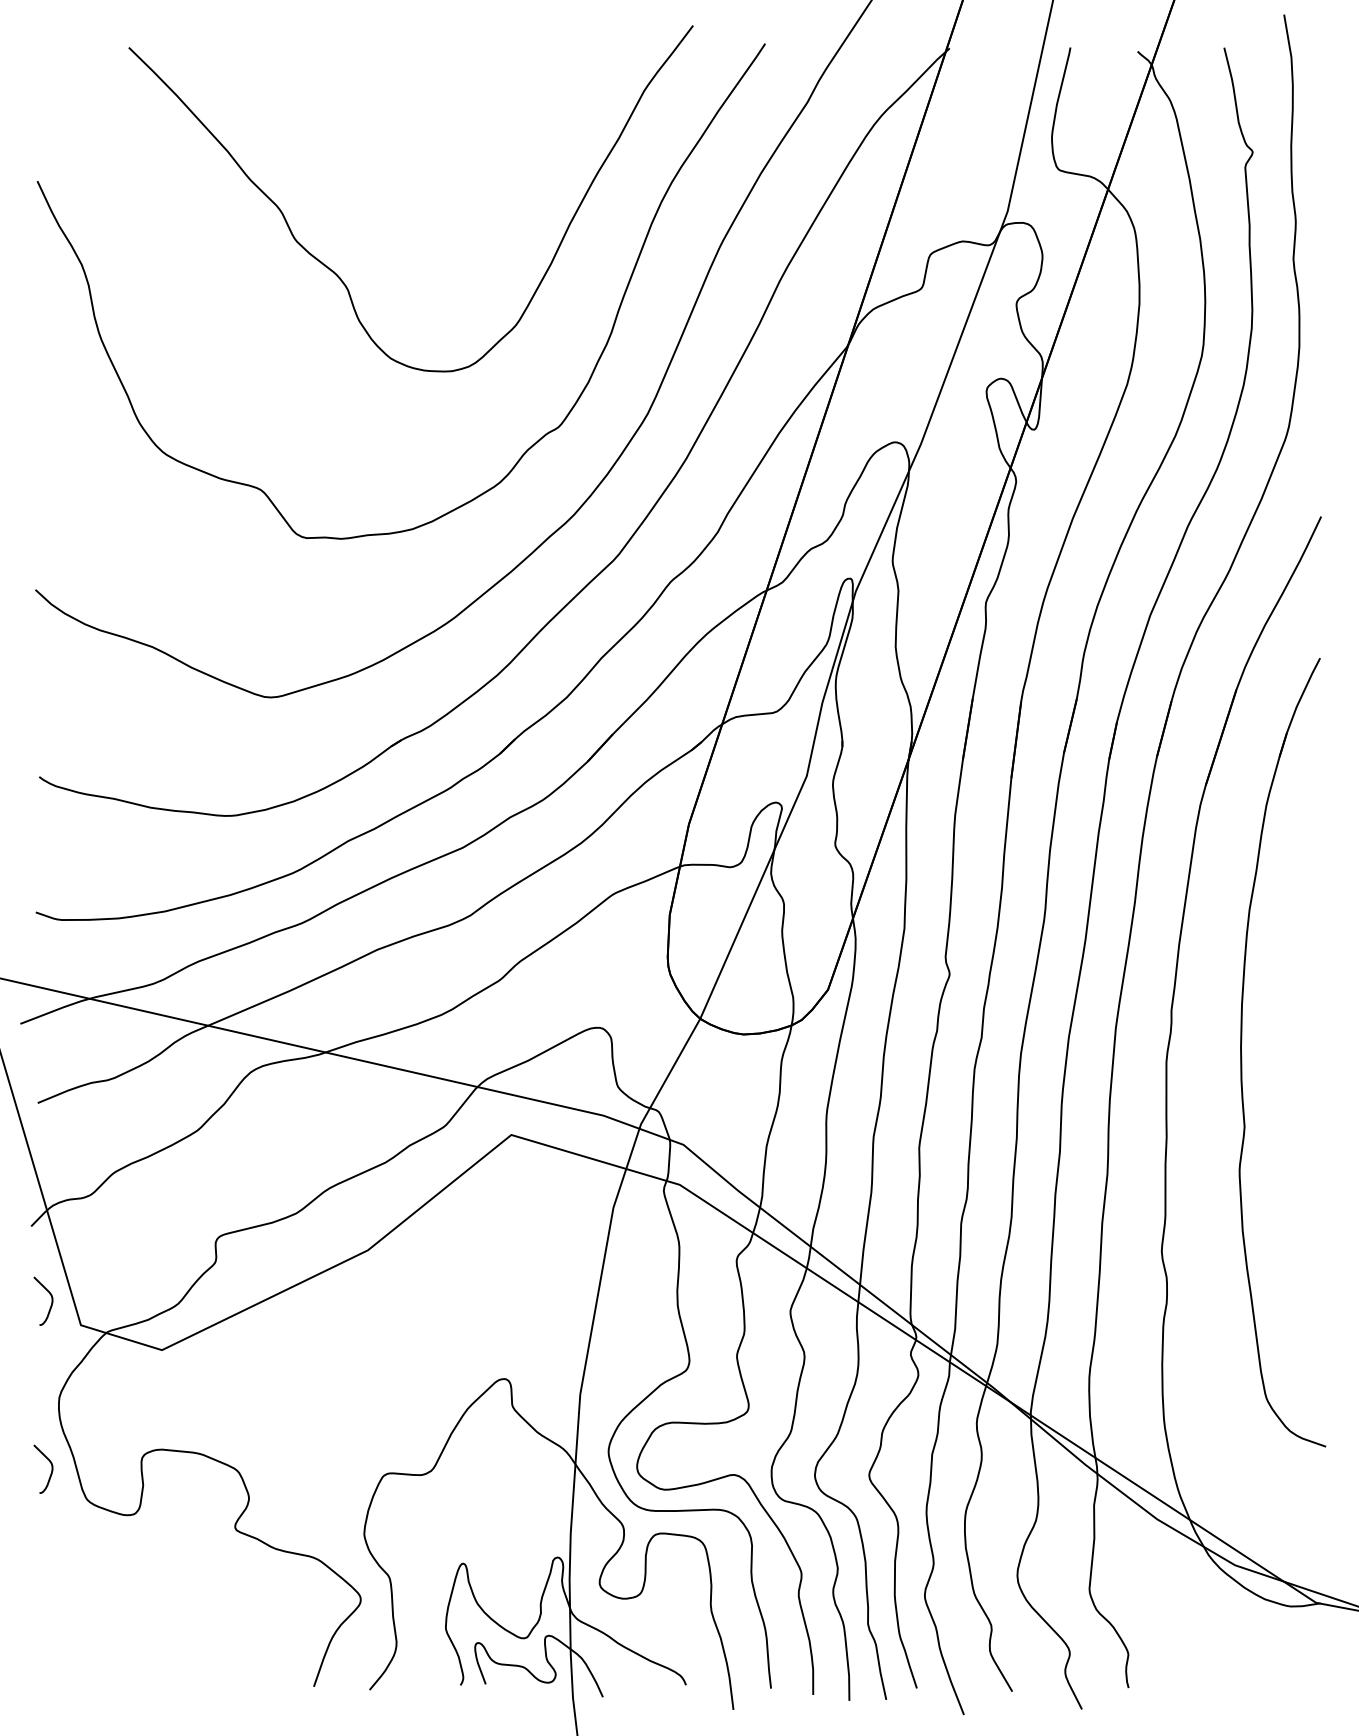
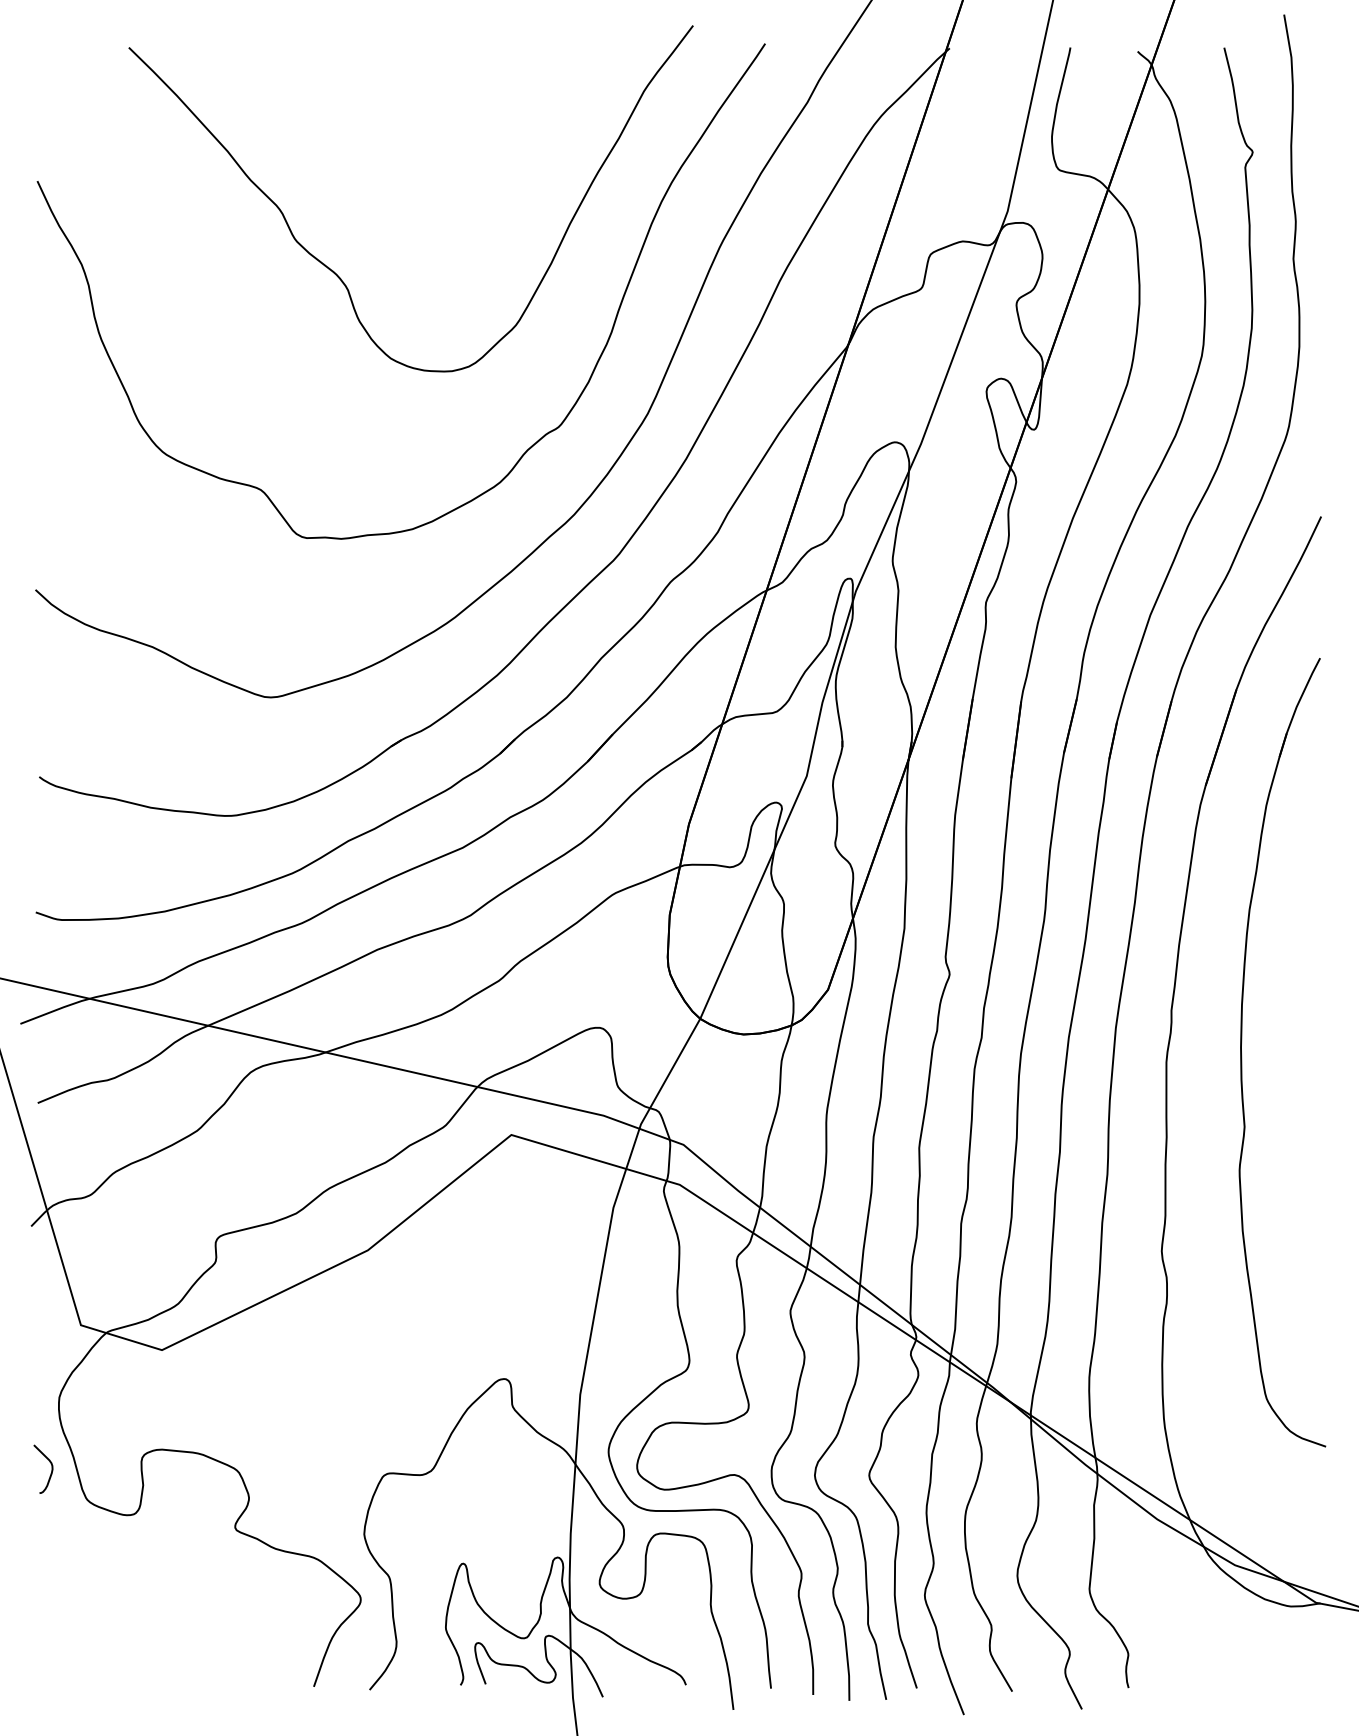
curve: present -> none (51, 1300)
